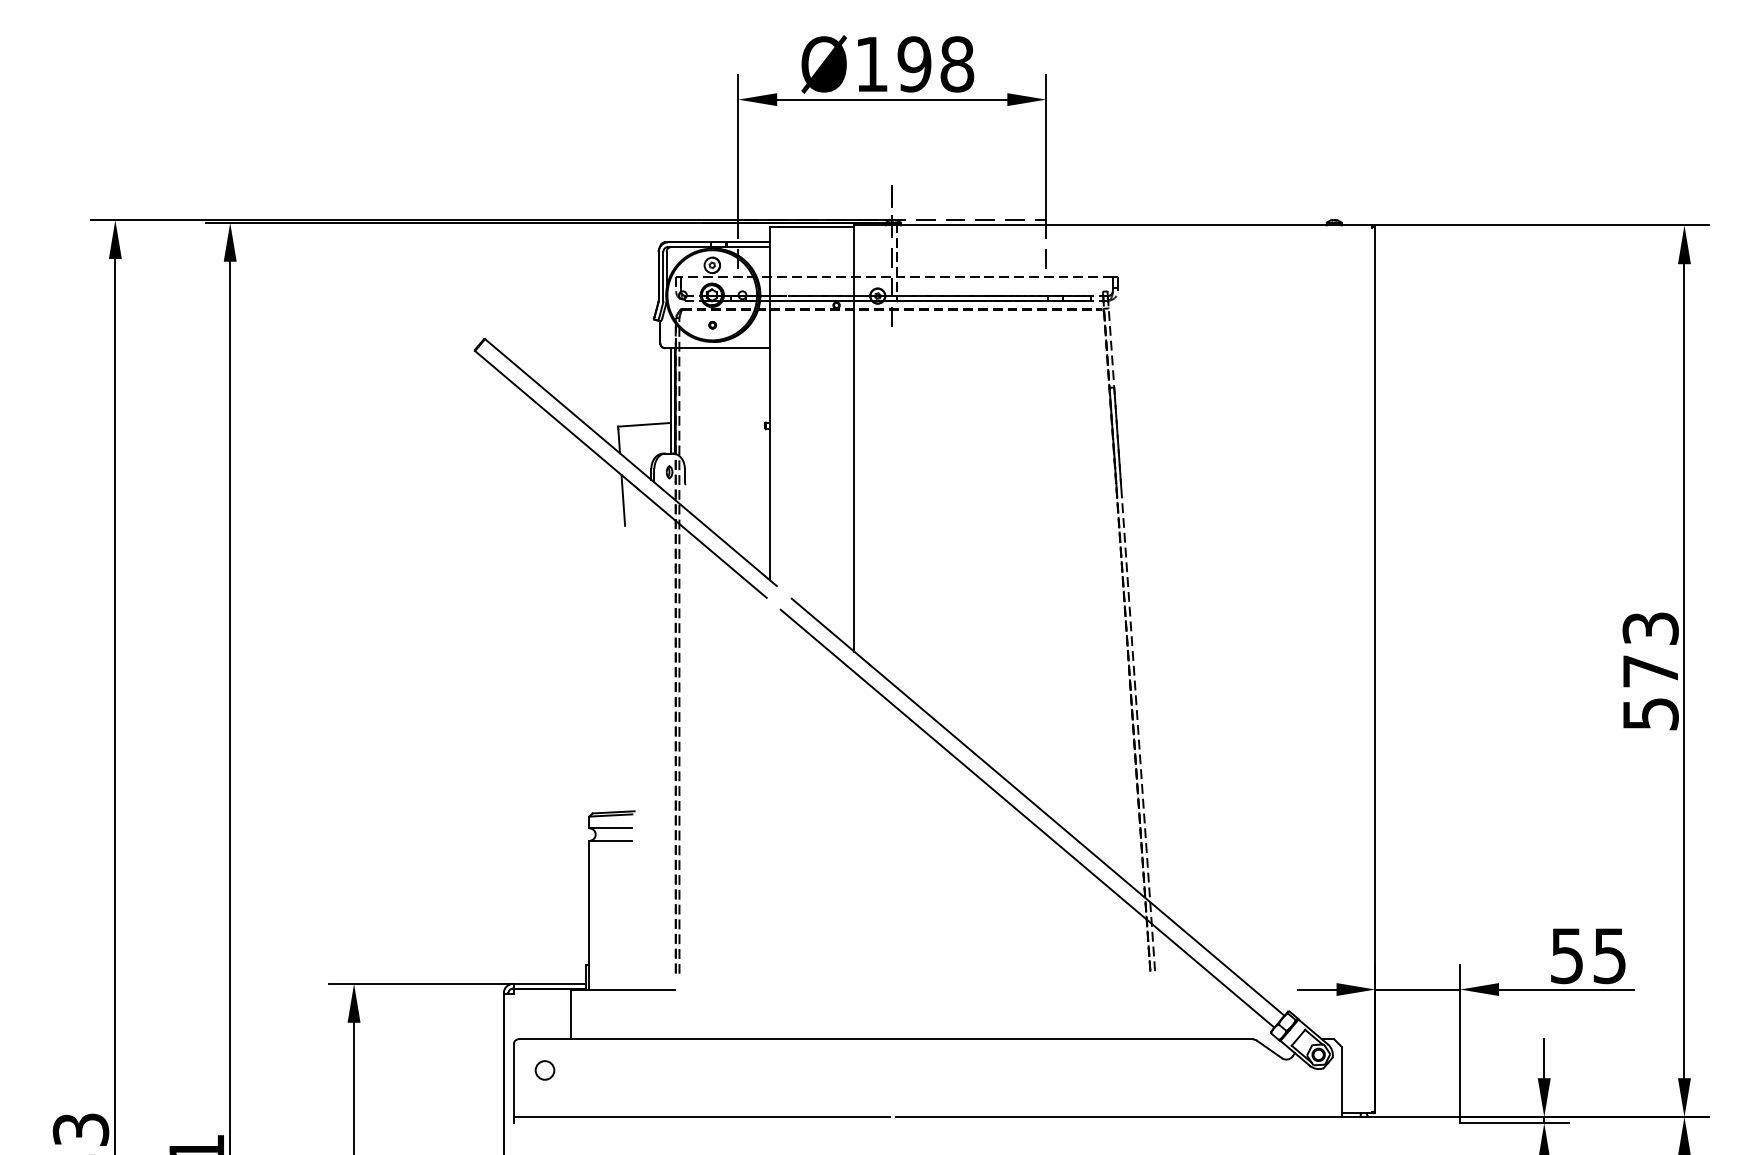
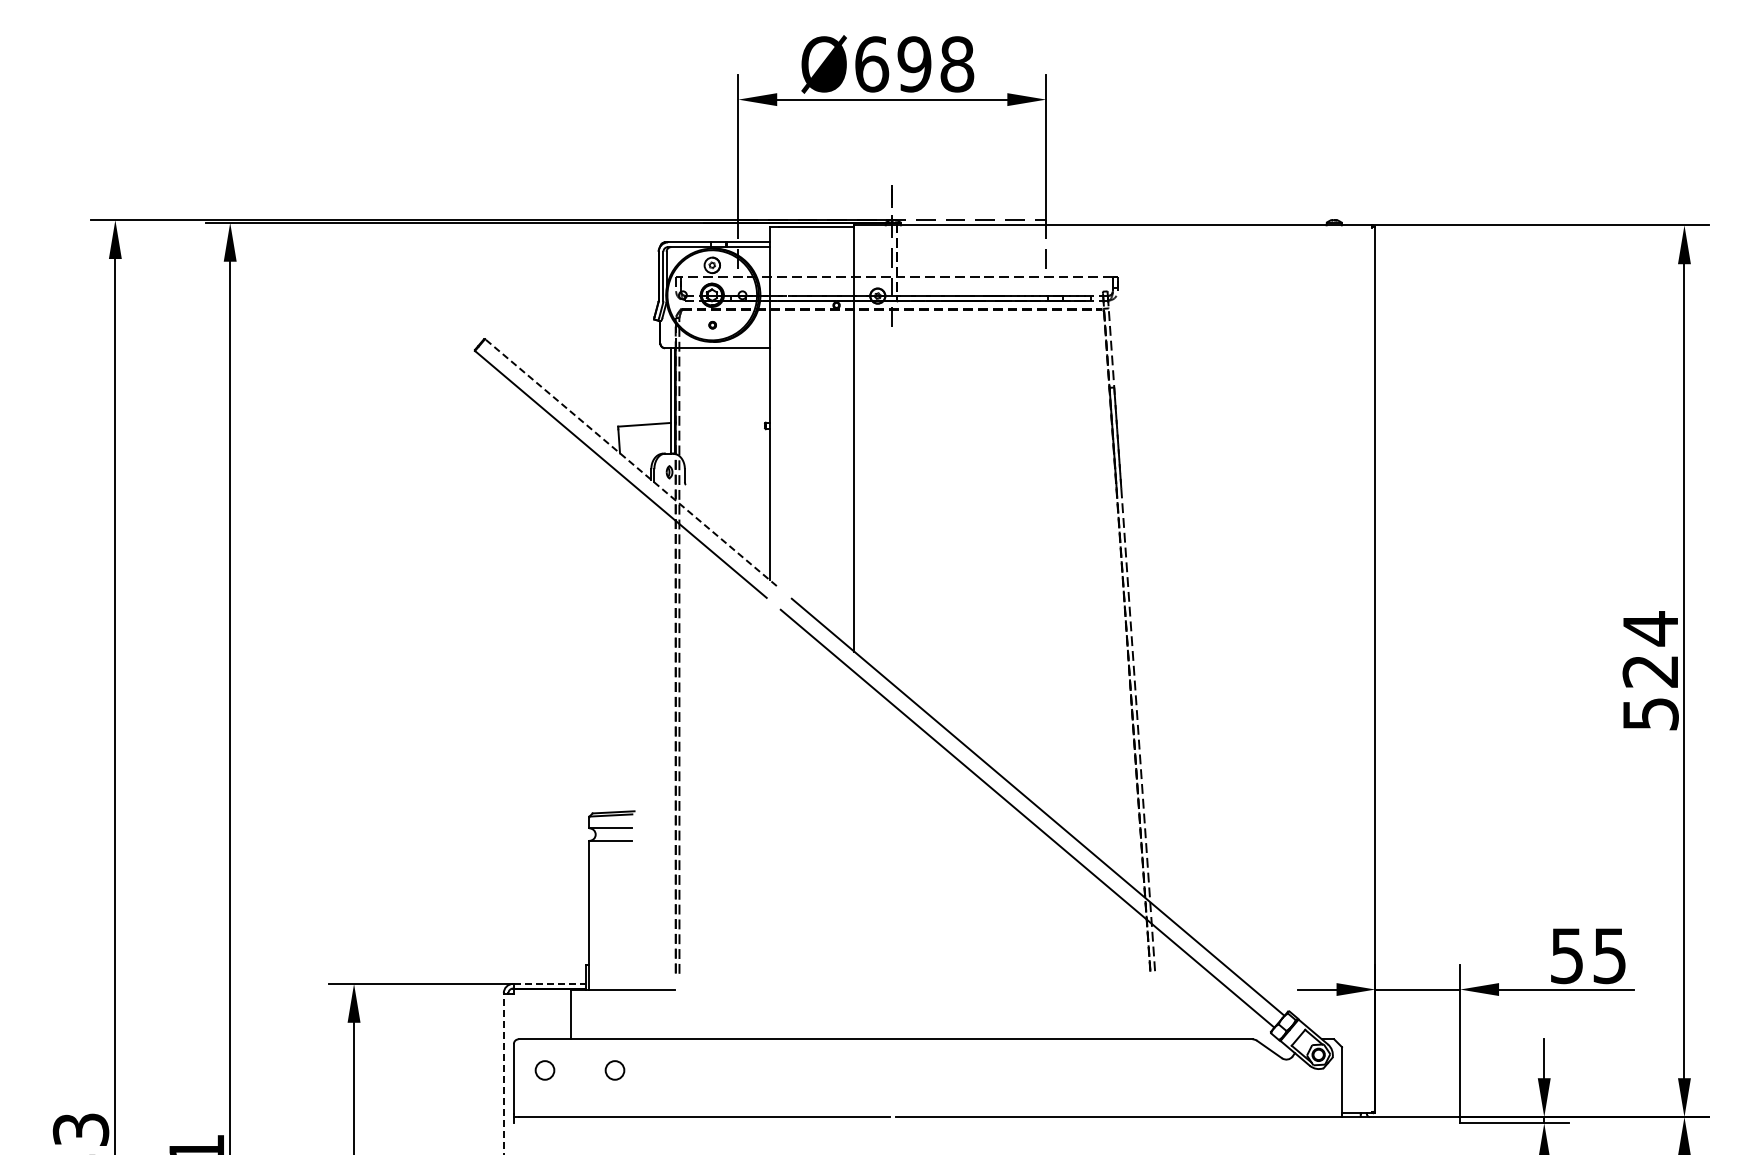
text: Ø198 -> Ø698 (872, 64)
line: solid -> dashed (630, 462)
line: present -> none (623, 500)
text: 573 -> 524 (1650, 649)
line: solid -> dashed (550, 983)
circle: none -> present (614, 1070)
line: solid -> dashed (503, 1074)
